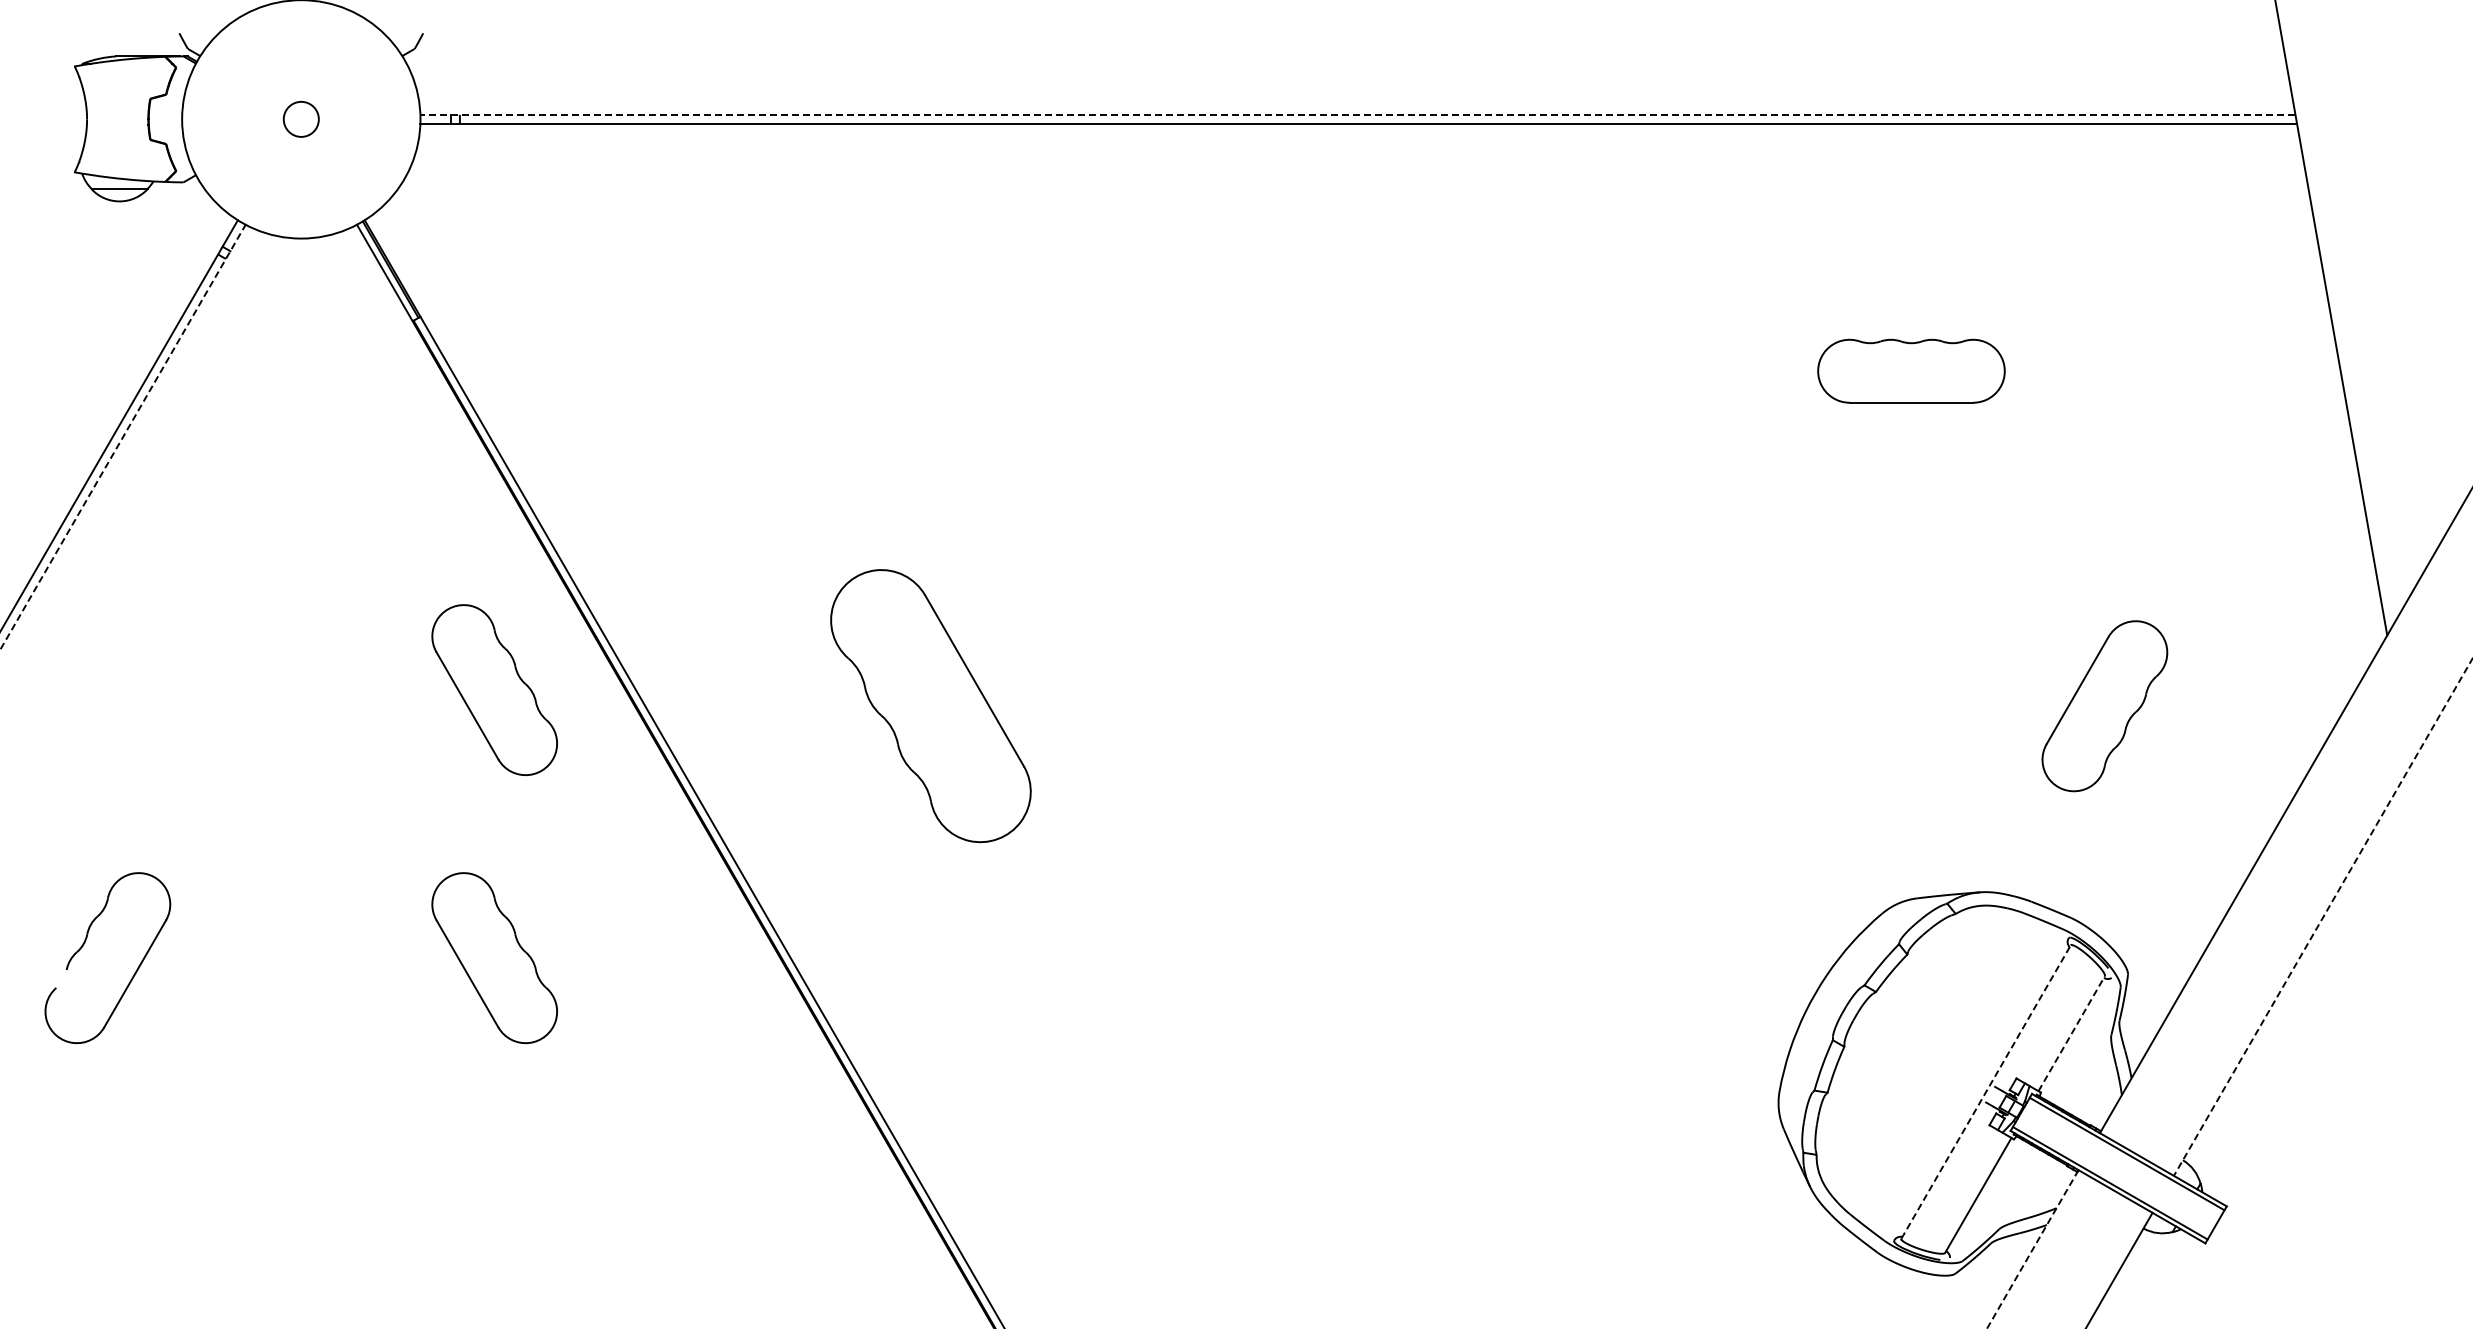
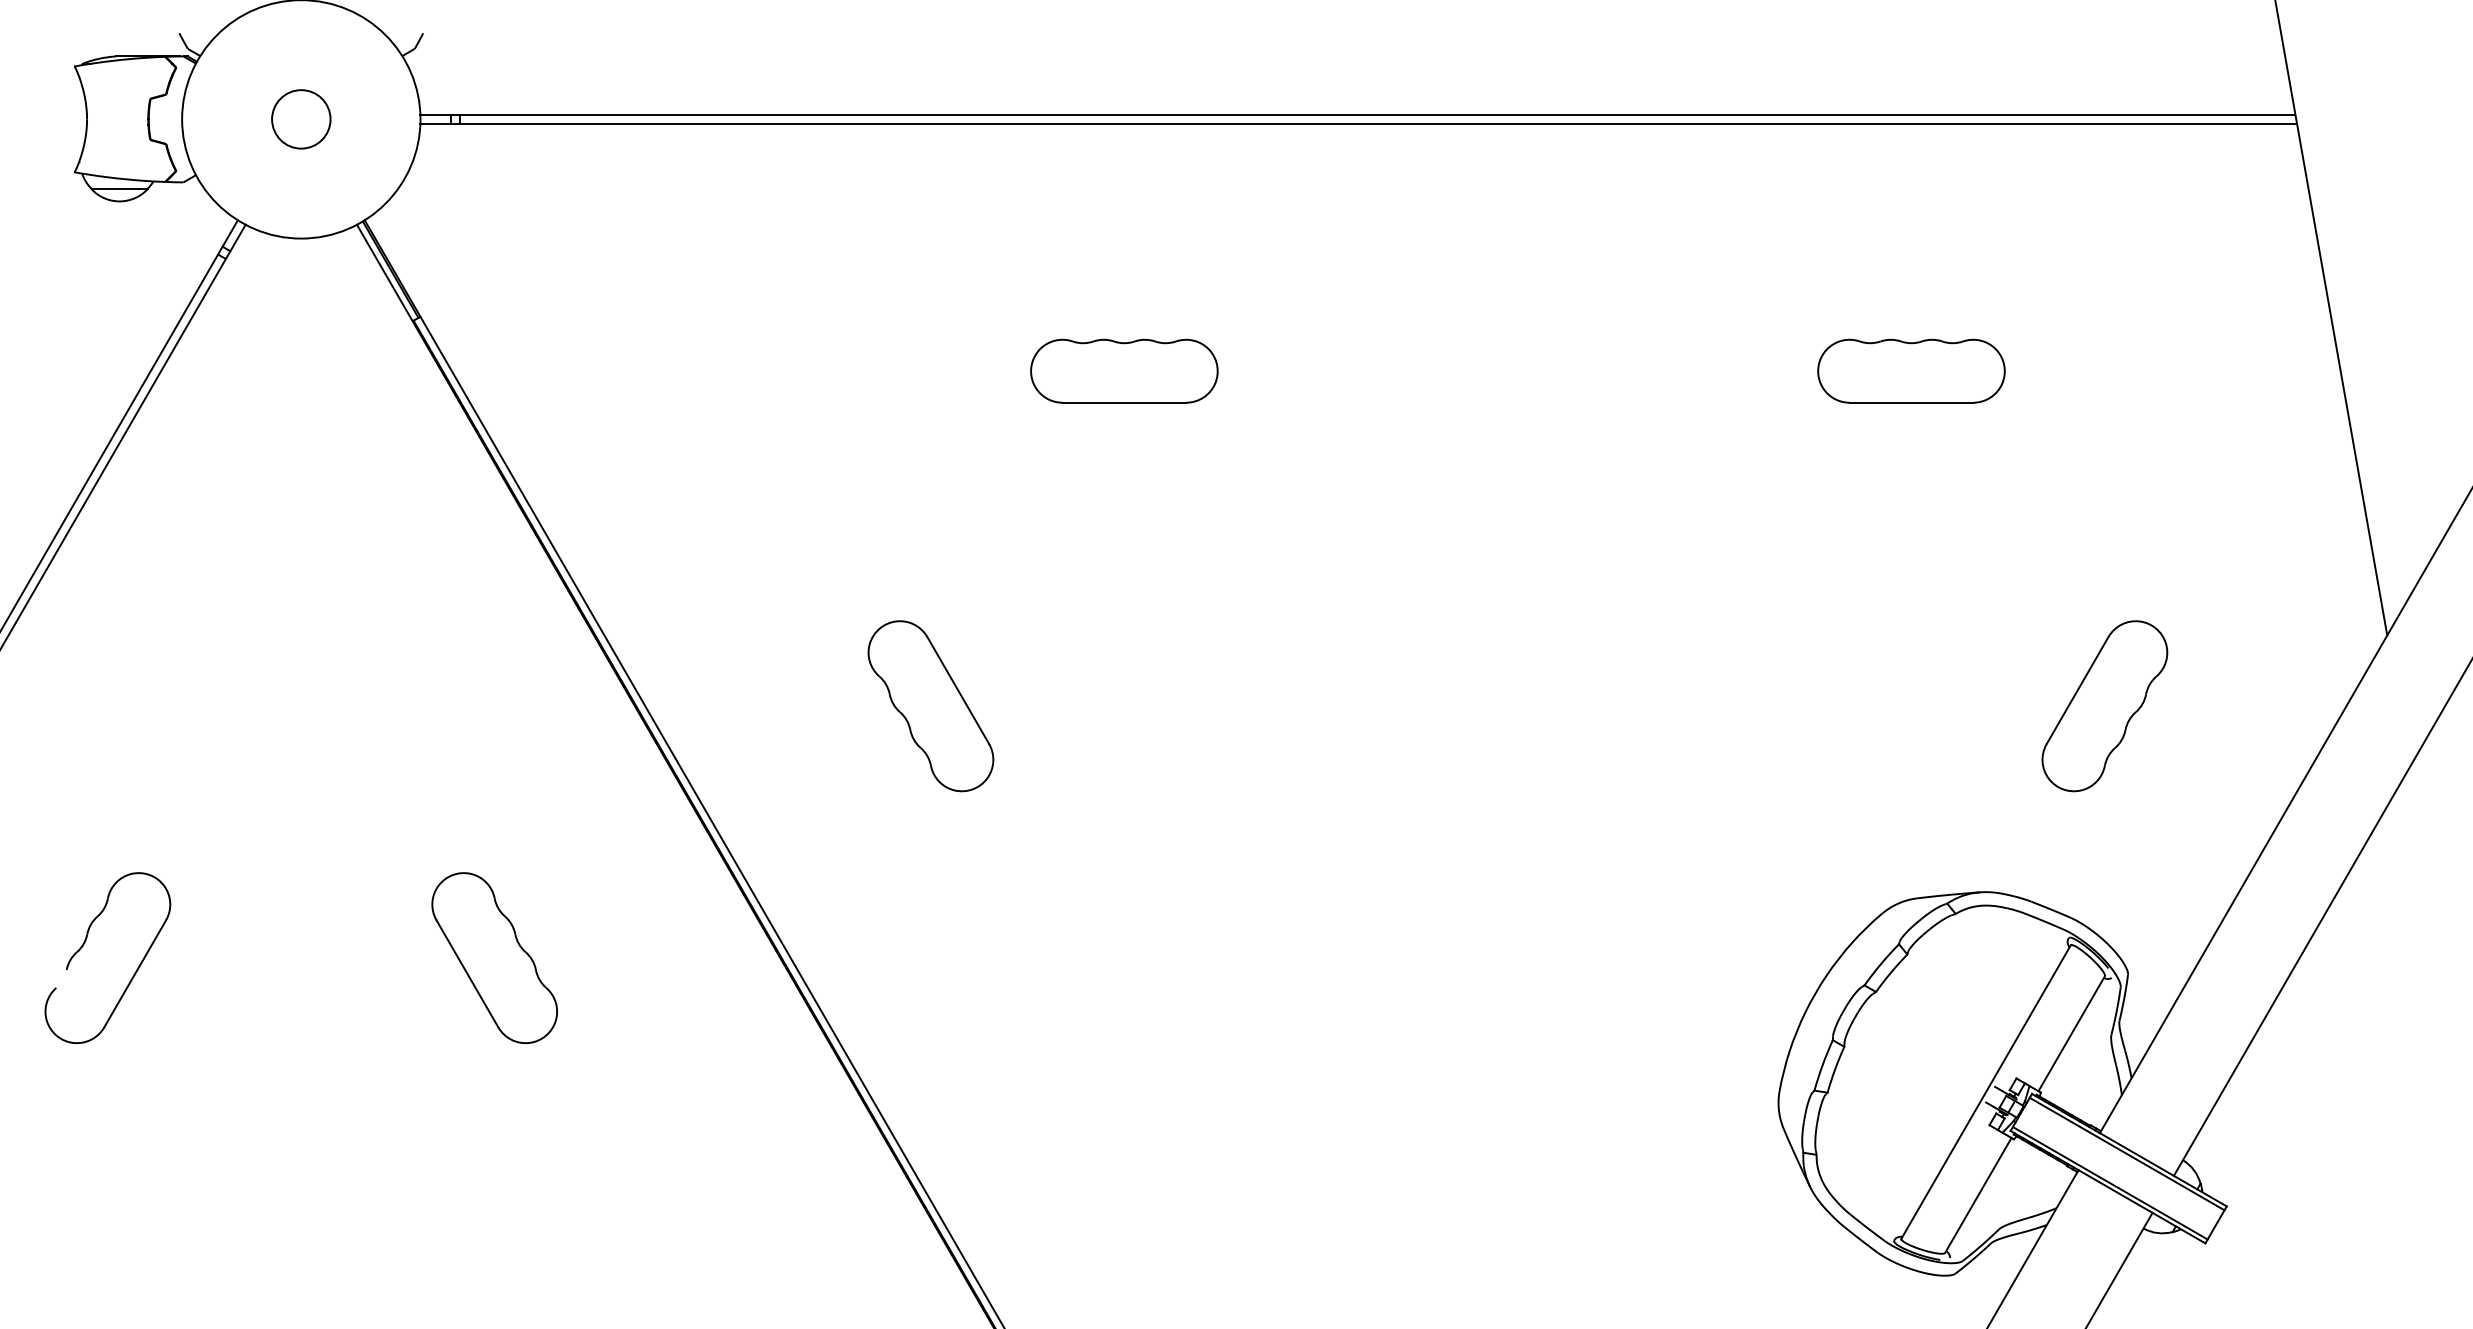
line: dashed -> solid (1357, 114)
circle diameter: 35 px -> 58 px (301, 119)
part: none -> present (1124, 370)
line: dashed -> solid (123, 436)
part: present -> none (494, 690)
part size: 202x275 px -> 128x173 px (930, 706)
line: dashed -> solid (2323, 917)
line: dashed -> solid (2071, 1033)
line: dashed -> solid (1986, 1091)
line: dashed -> solid (2032, 1249)
